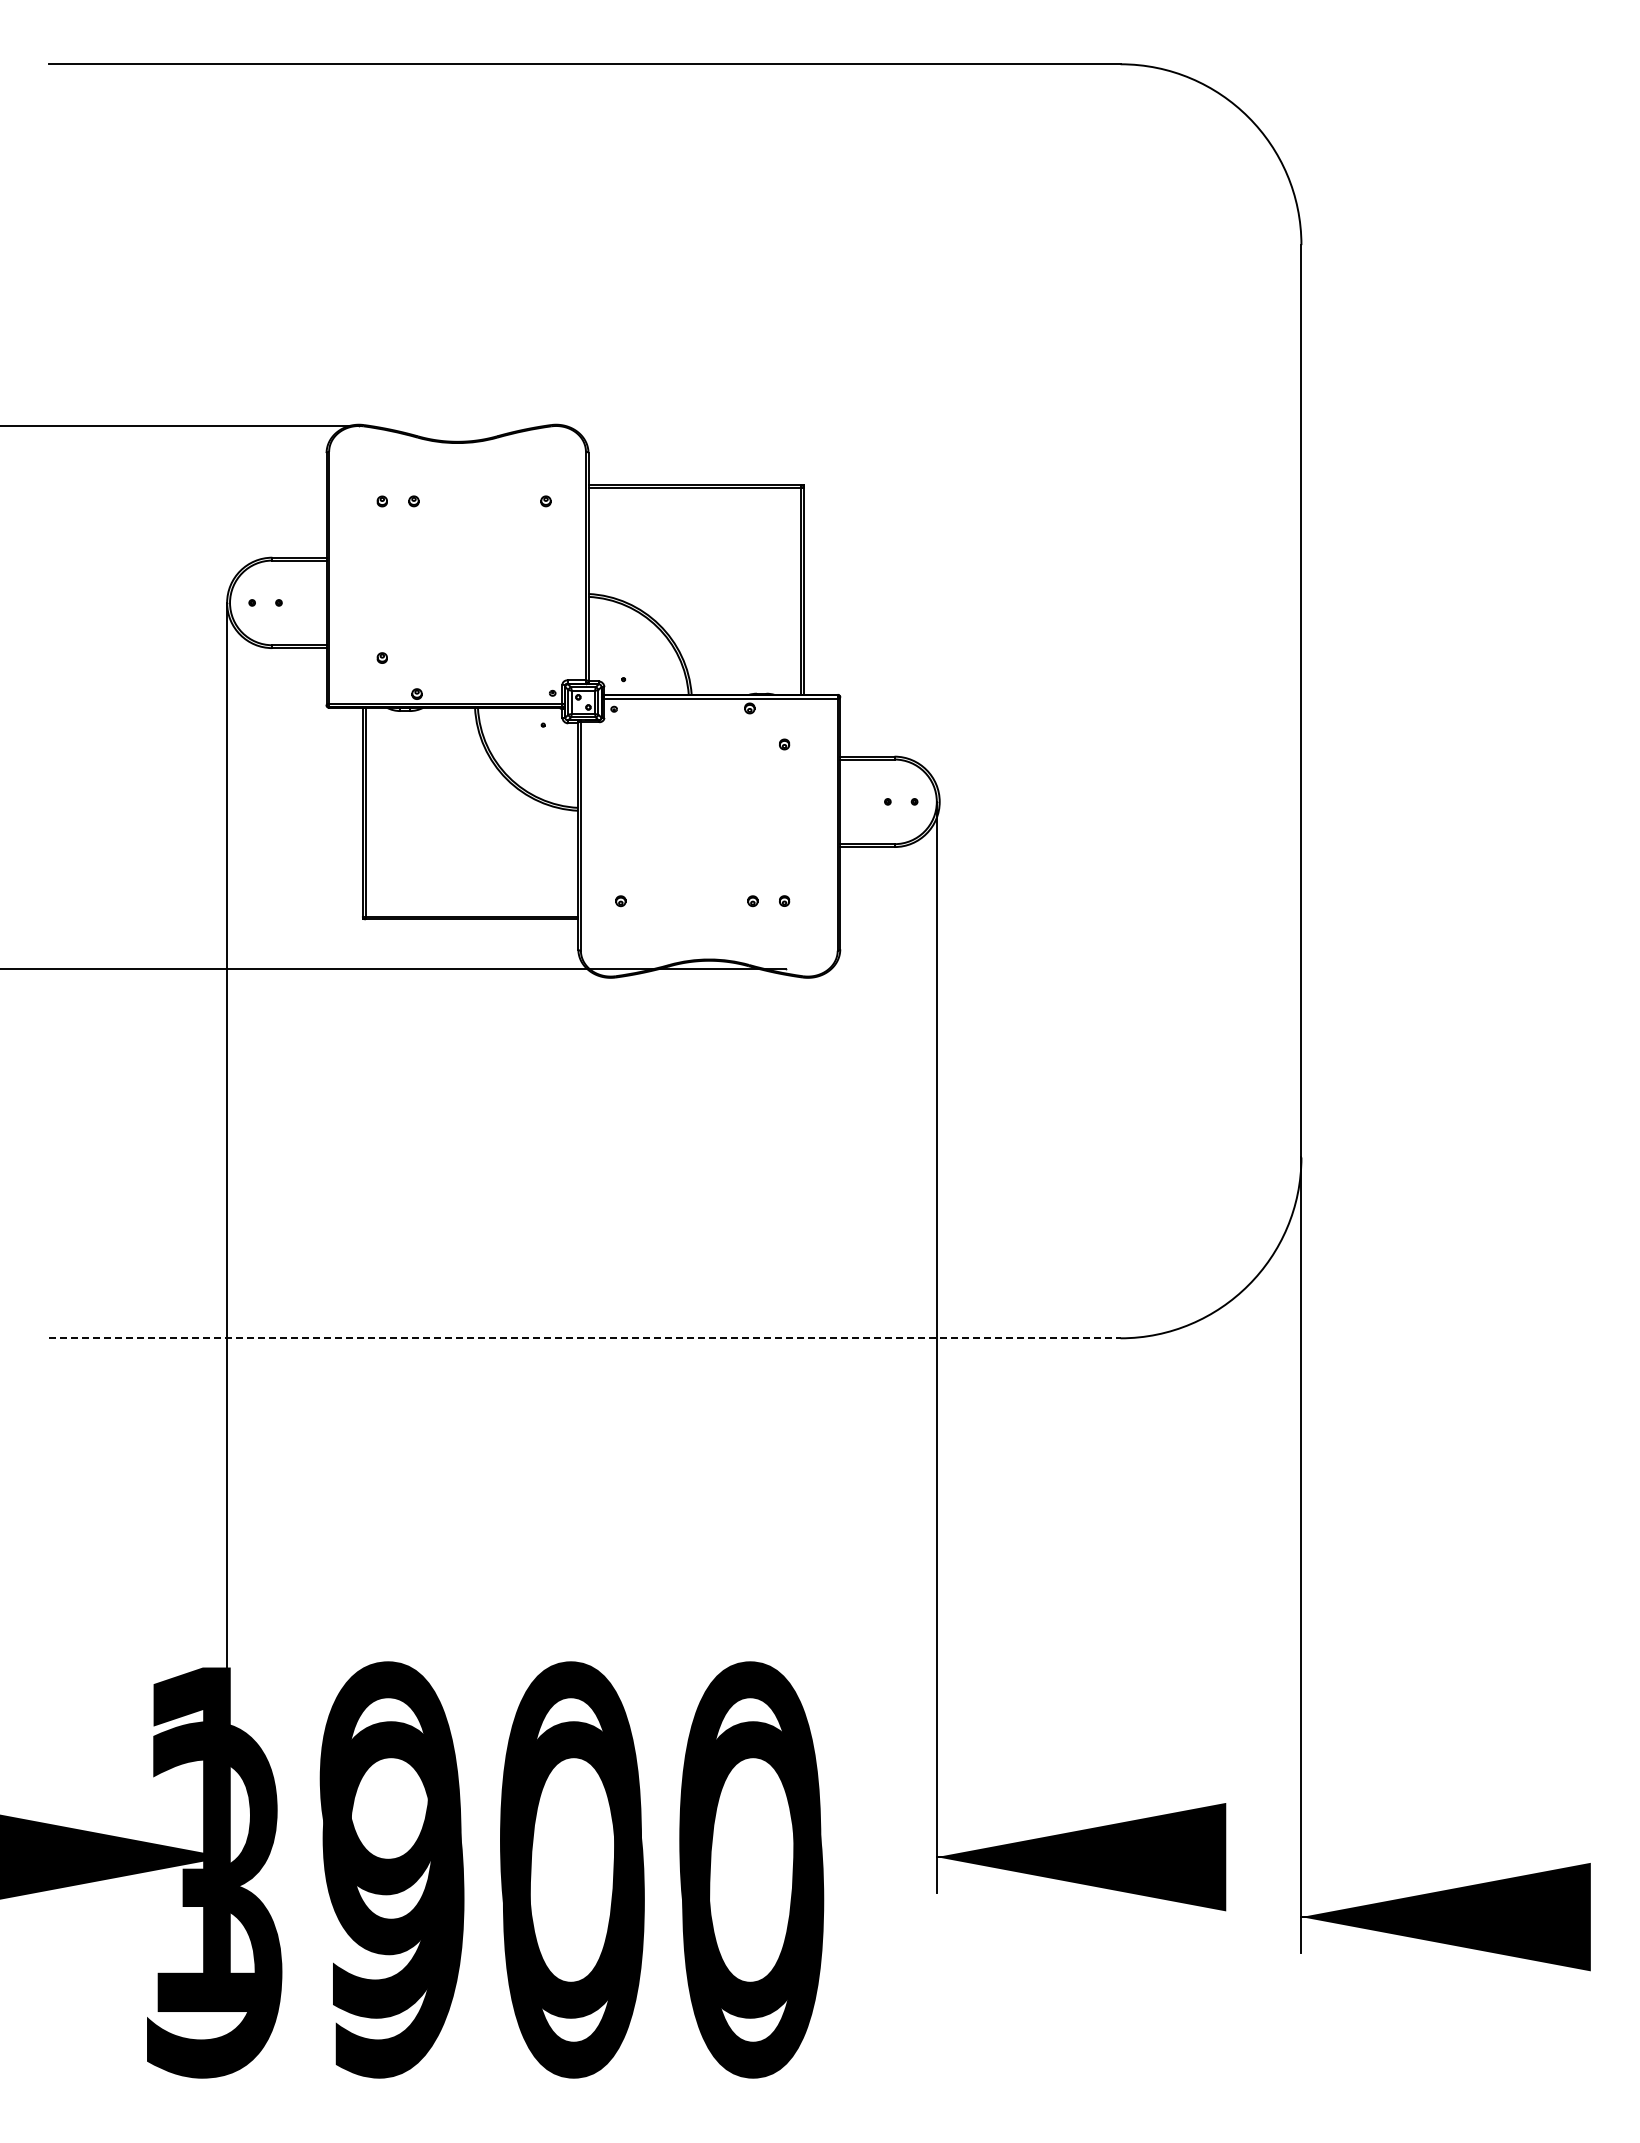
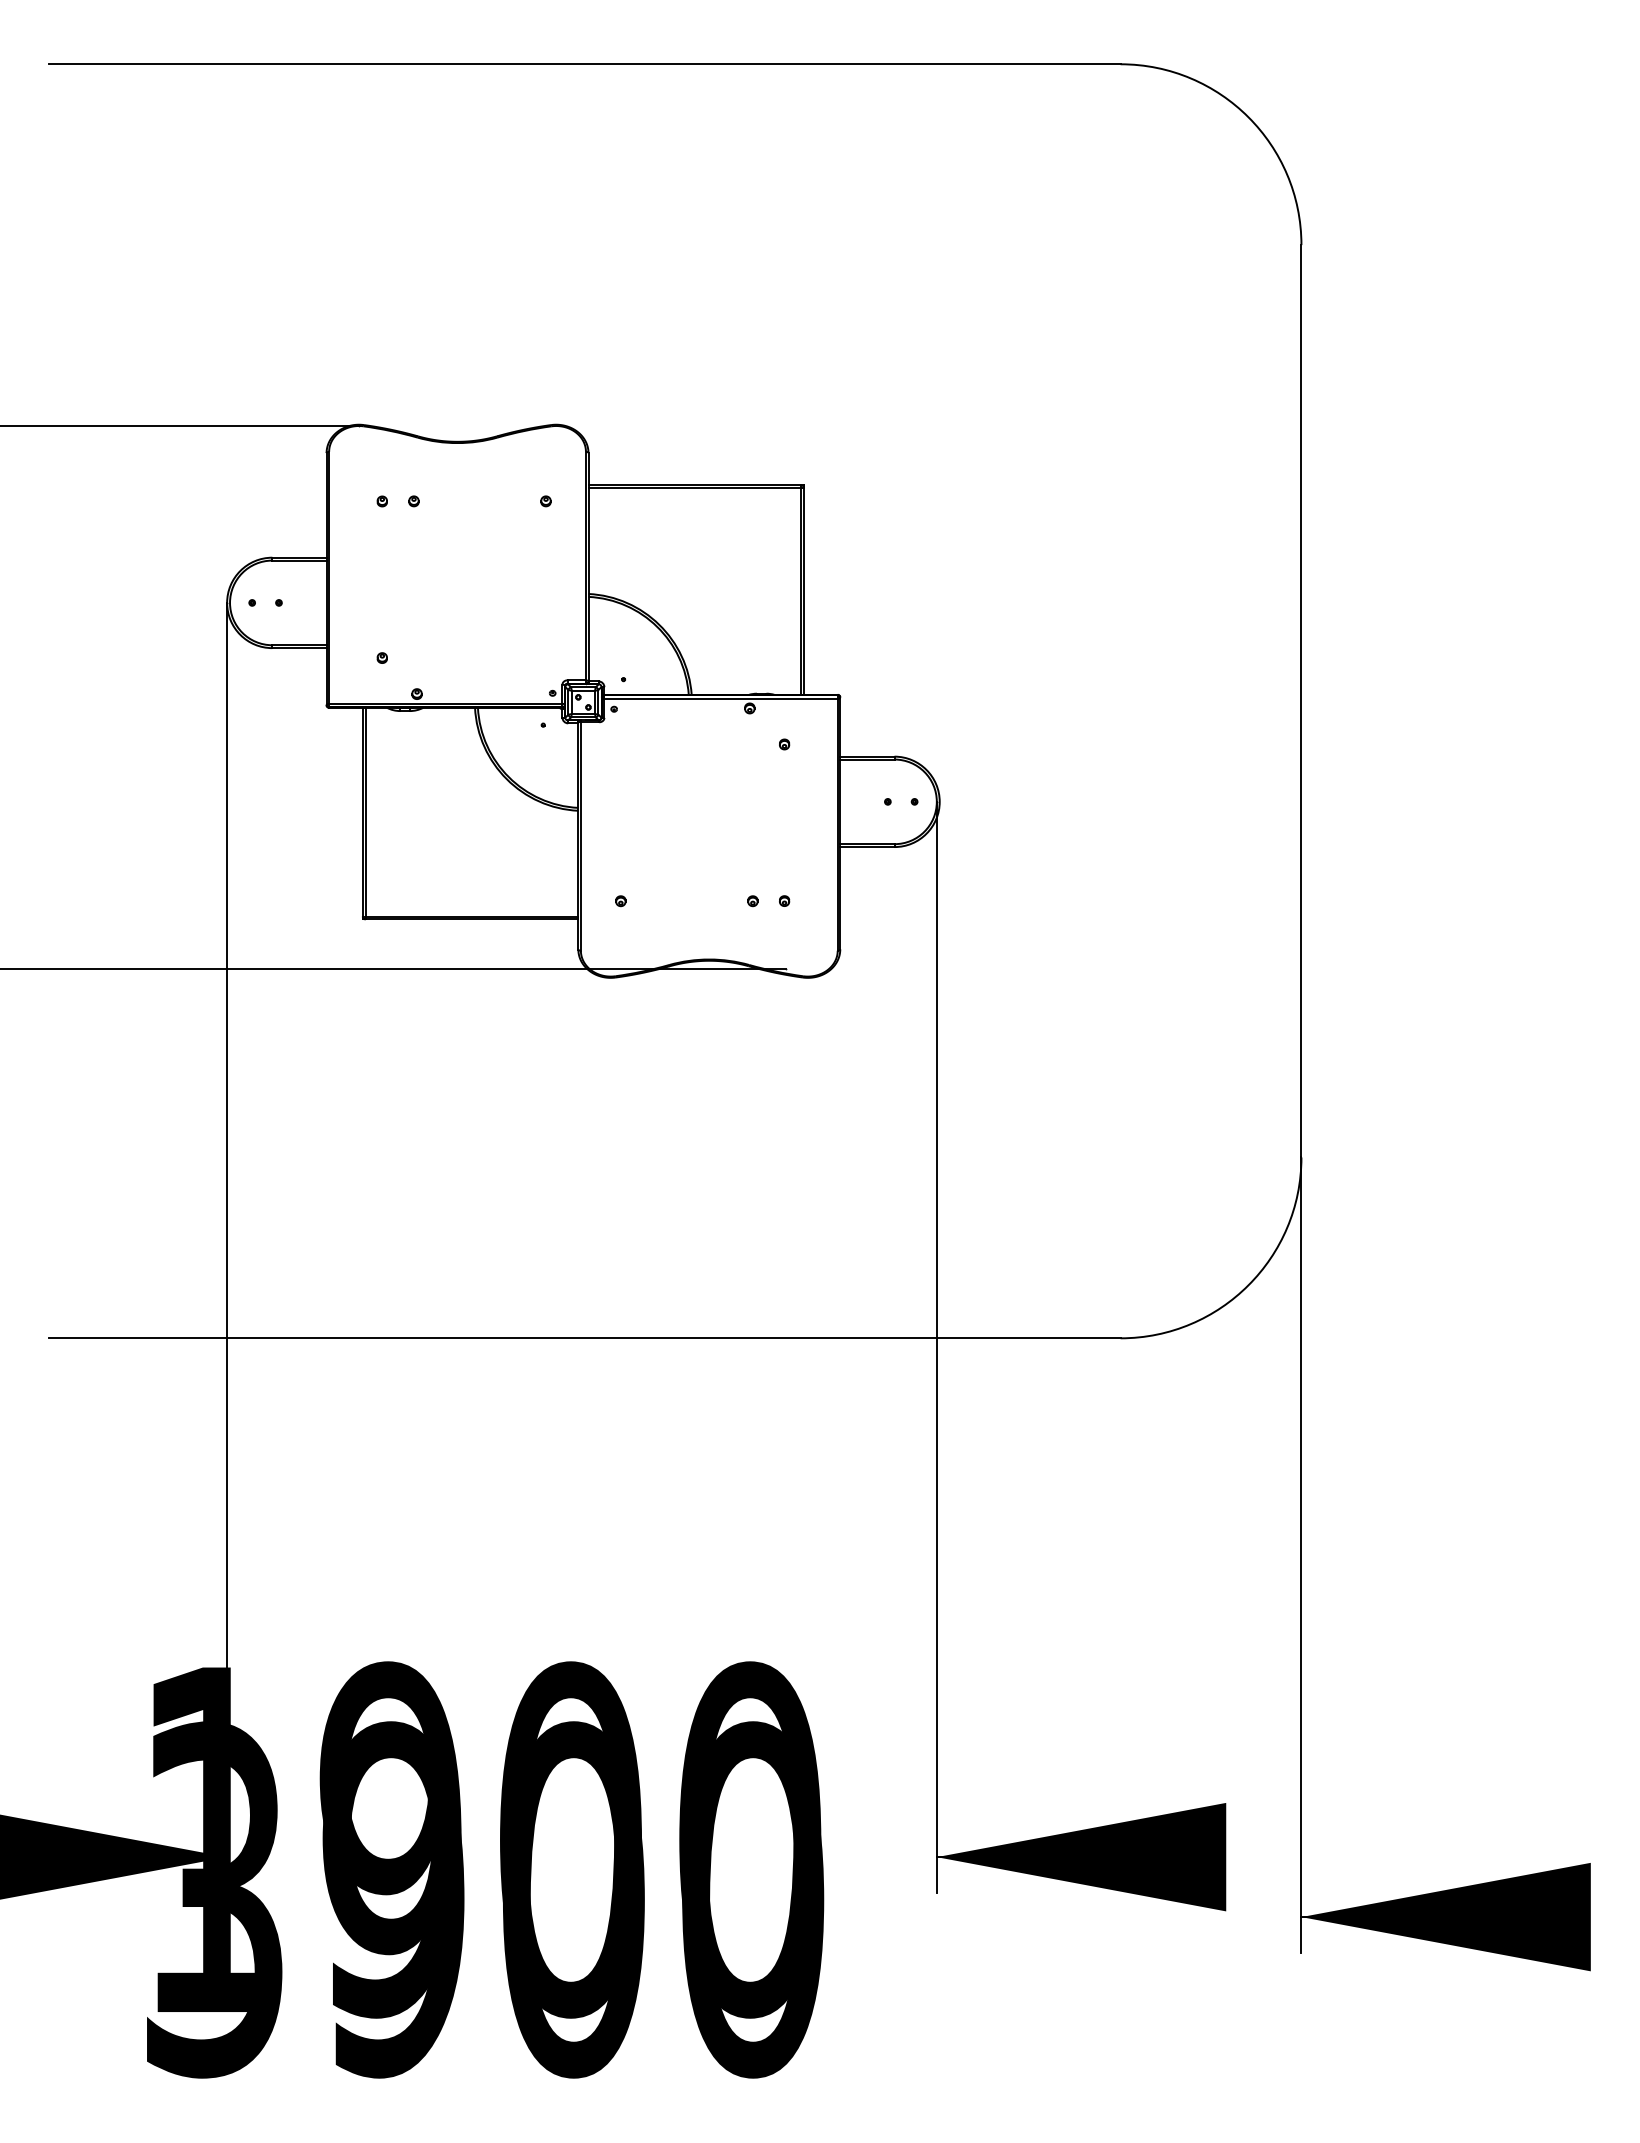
line: dashed -> solid (584, 1338)
